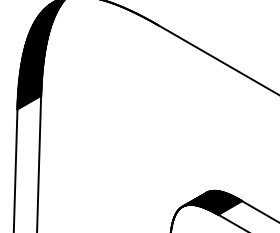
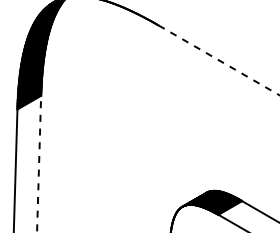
line: solid -> dashed (219, 60)
line: solid -> dashed (39, 163)
